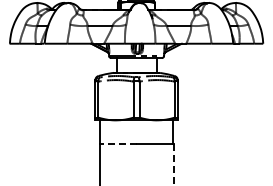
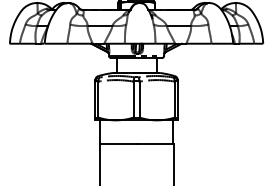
line: dashed -> solid (117, 143)
line: dashed -> solid (173, 164)
